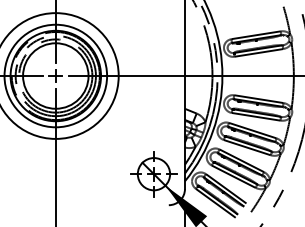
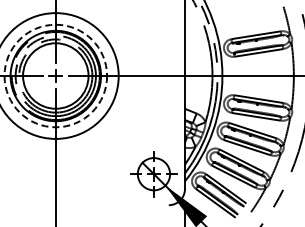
circle: solid -> dashed (55, 75)
